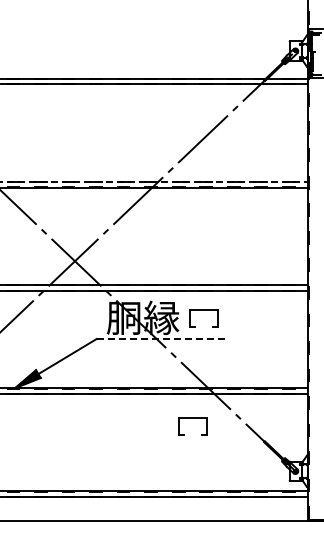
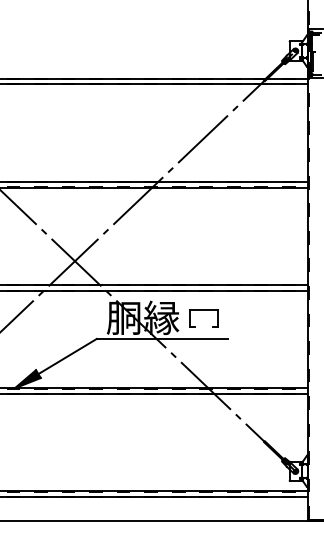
line: dashed -> solid (154, 181)
line: dashed -> solid (162, 338)
part: present -> none (192, 418)
